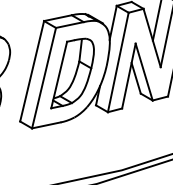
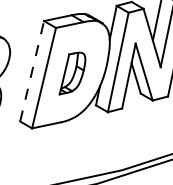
line: solid -> dashed (32, 71)
part size: 45x73 px -> 29x45 px (72, 73)
